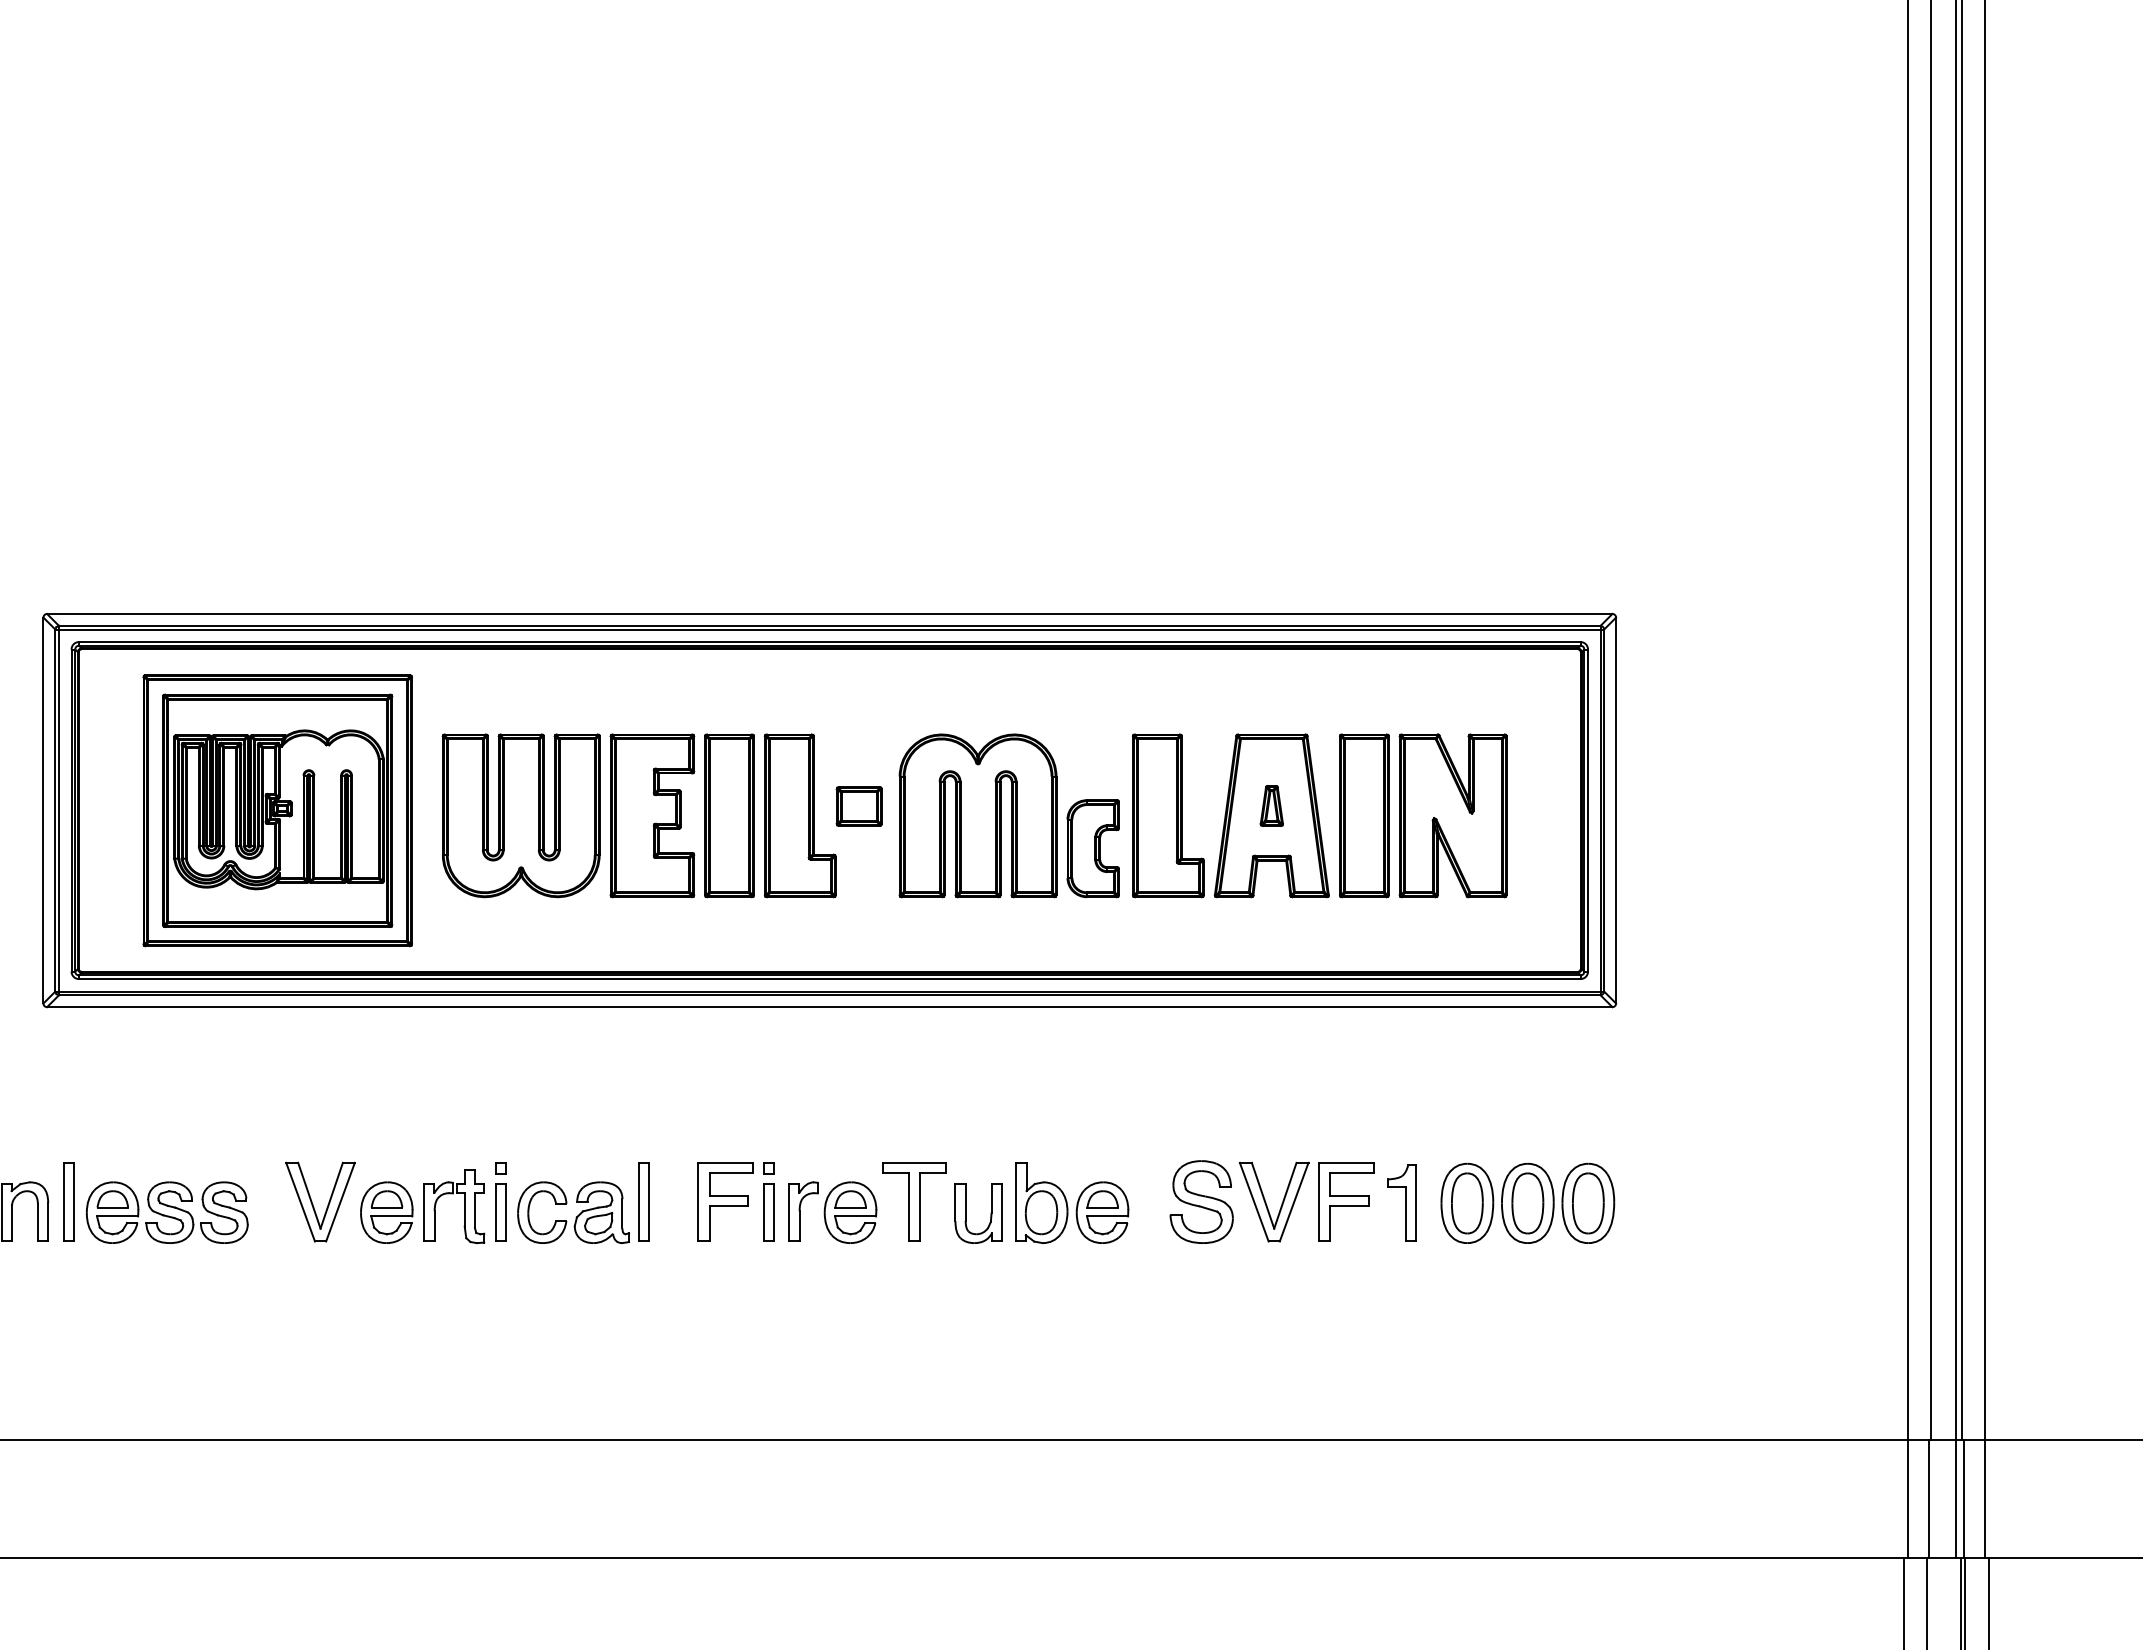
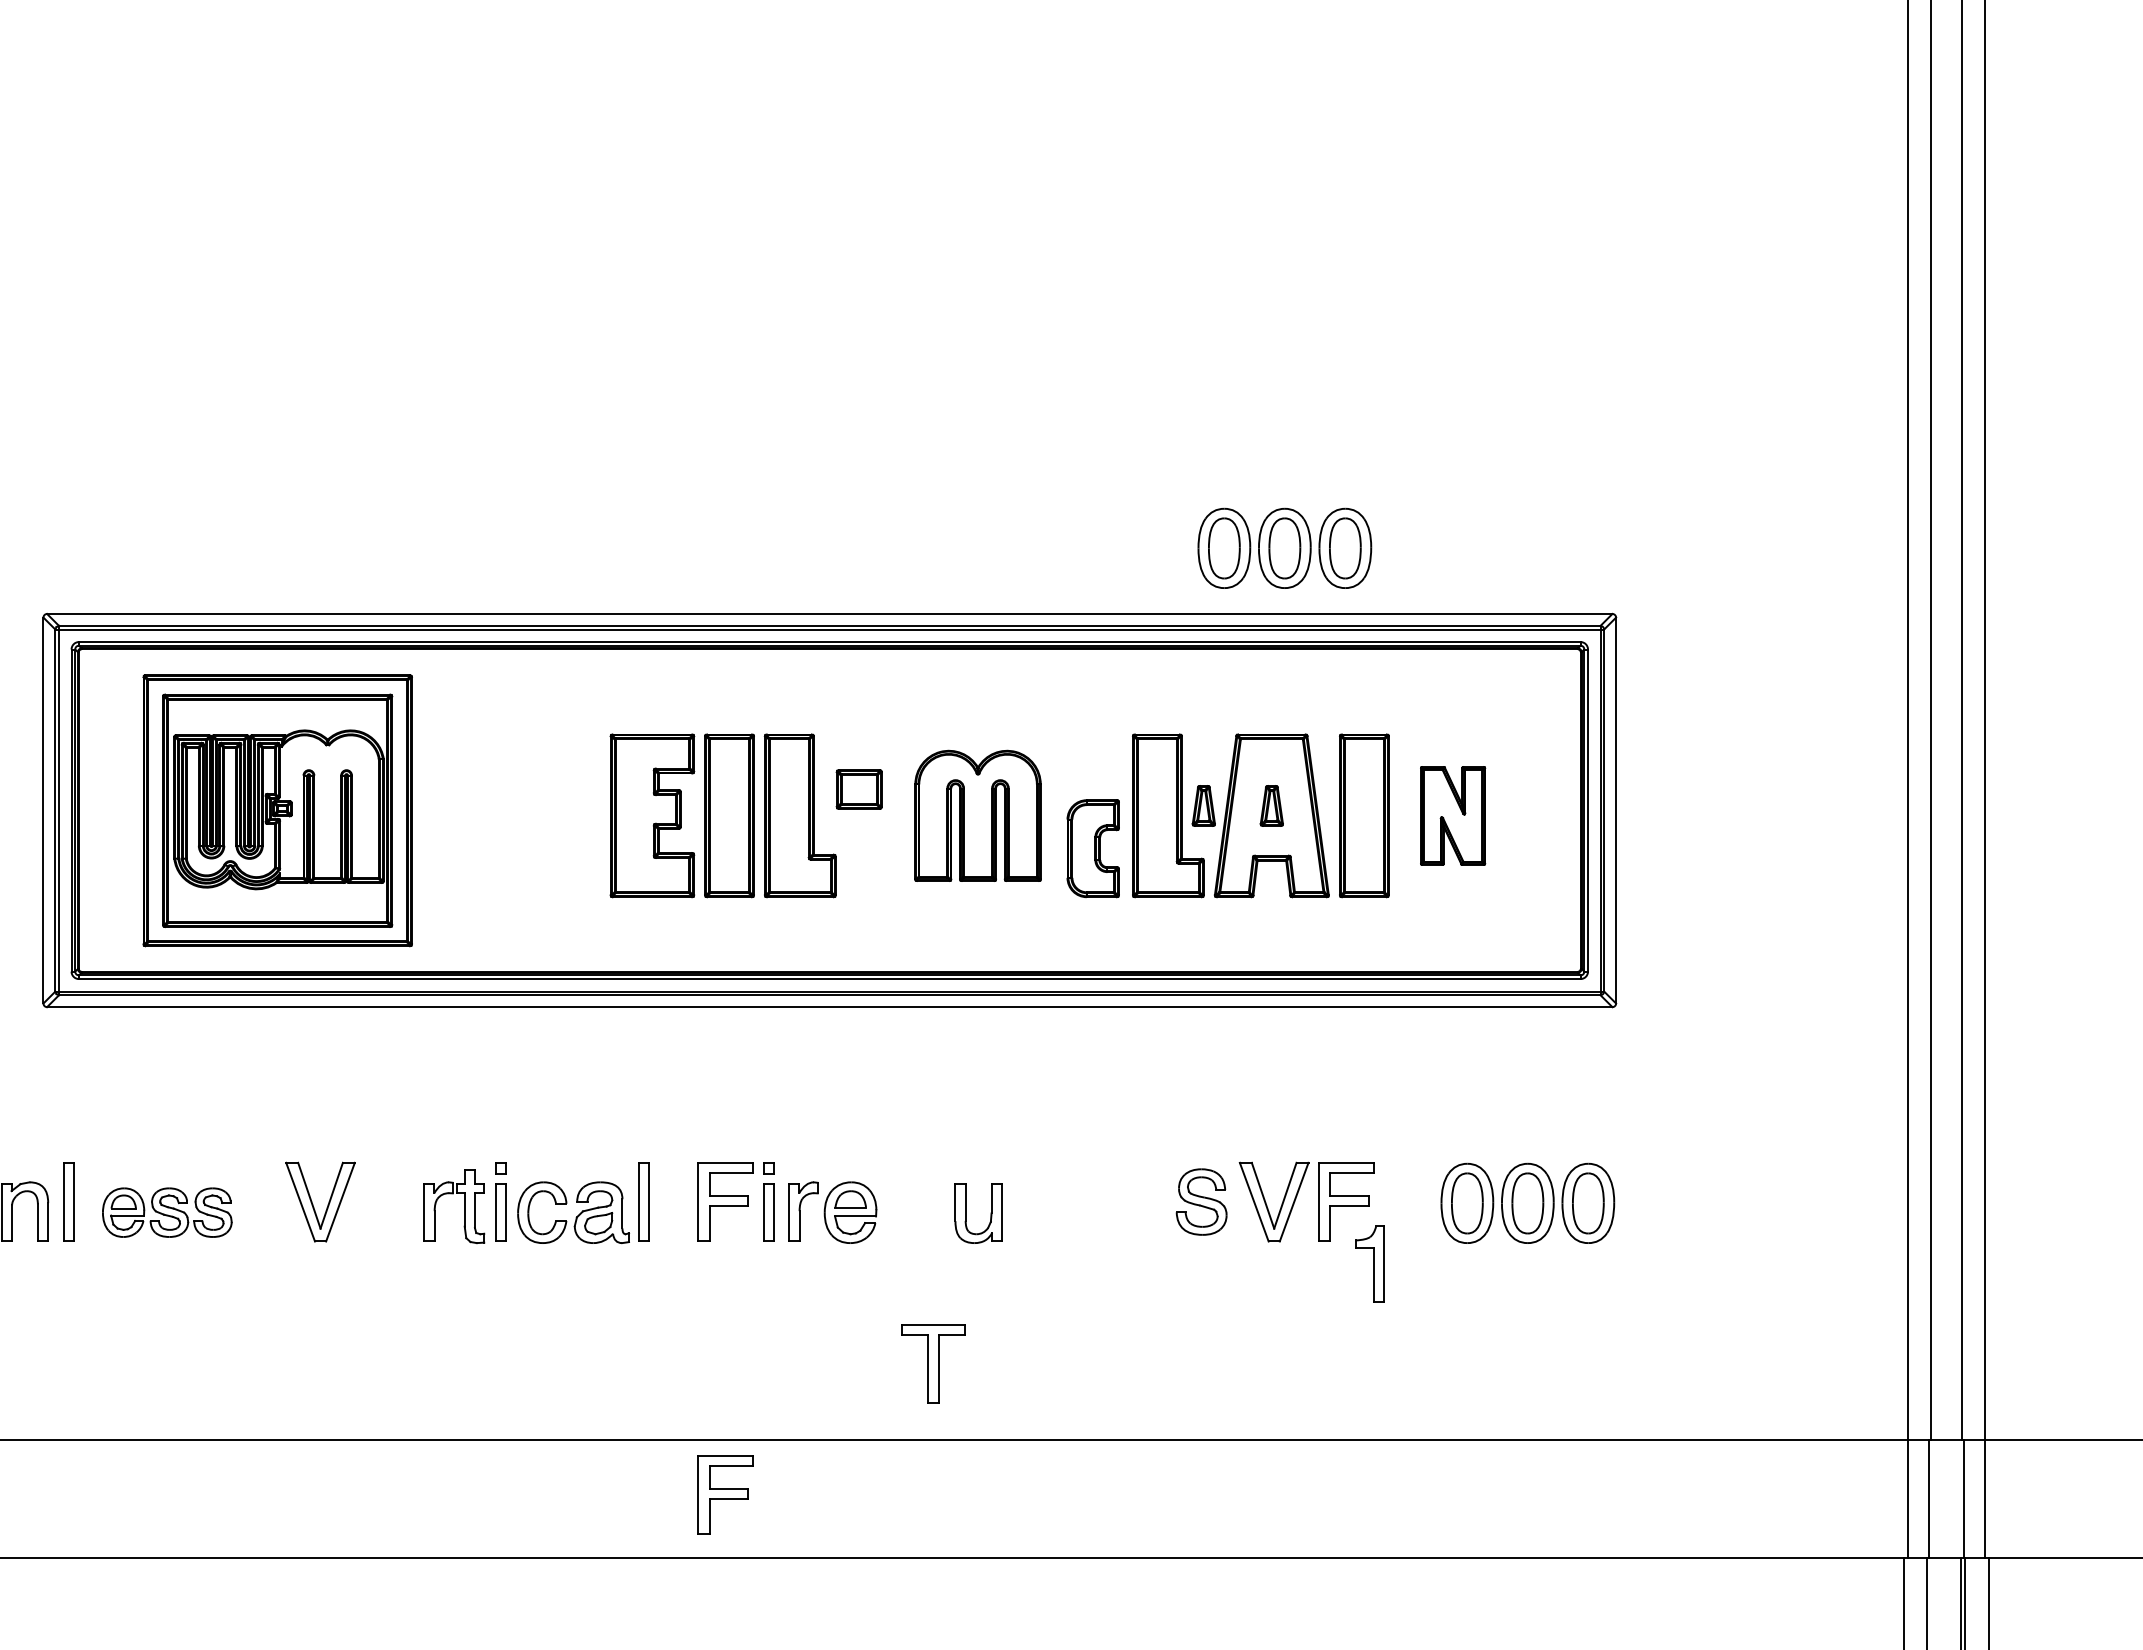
part: none -> present (1284, 547)
line: present -> none (1955, 779)
part: none -> present (1203, 805)
part position: (858, 806) -> (858, 789) (858, 789)
part: present -> none (520, 815)
part size: 160x166 px -> 128x133 px (977, 815)
part size: 110x166 px -> 67x100 px (1453, 815)
part position: (914, 1201) -> (933, 1363) (933, 1363)
part size: 65x84 px -> 53x68 px (1201, 1201)
part: present -> none (1072, 1202)
part position: (1401, 1202) -> (1369, 1263) (1369, 1263)
part size: 163x63 px -> 131x51 px (167, 1212)
part: present -> none (386, 1212)
part: none -> present (725, 1494)
